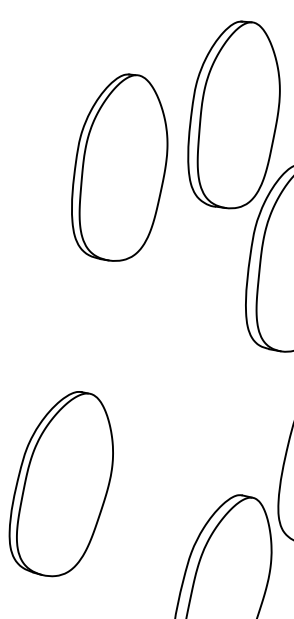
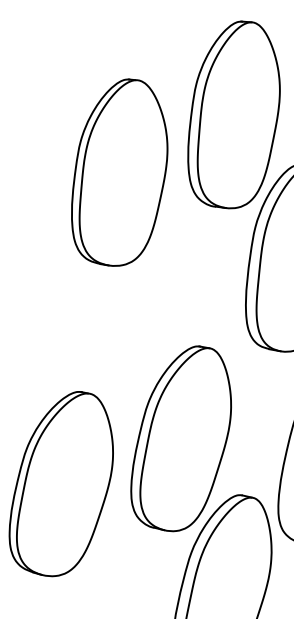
part position: (119, 167) -> (119, 172) (119, 172)
part: none -> present (180, 438)
